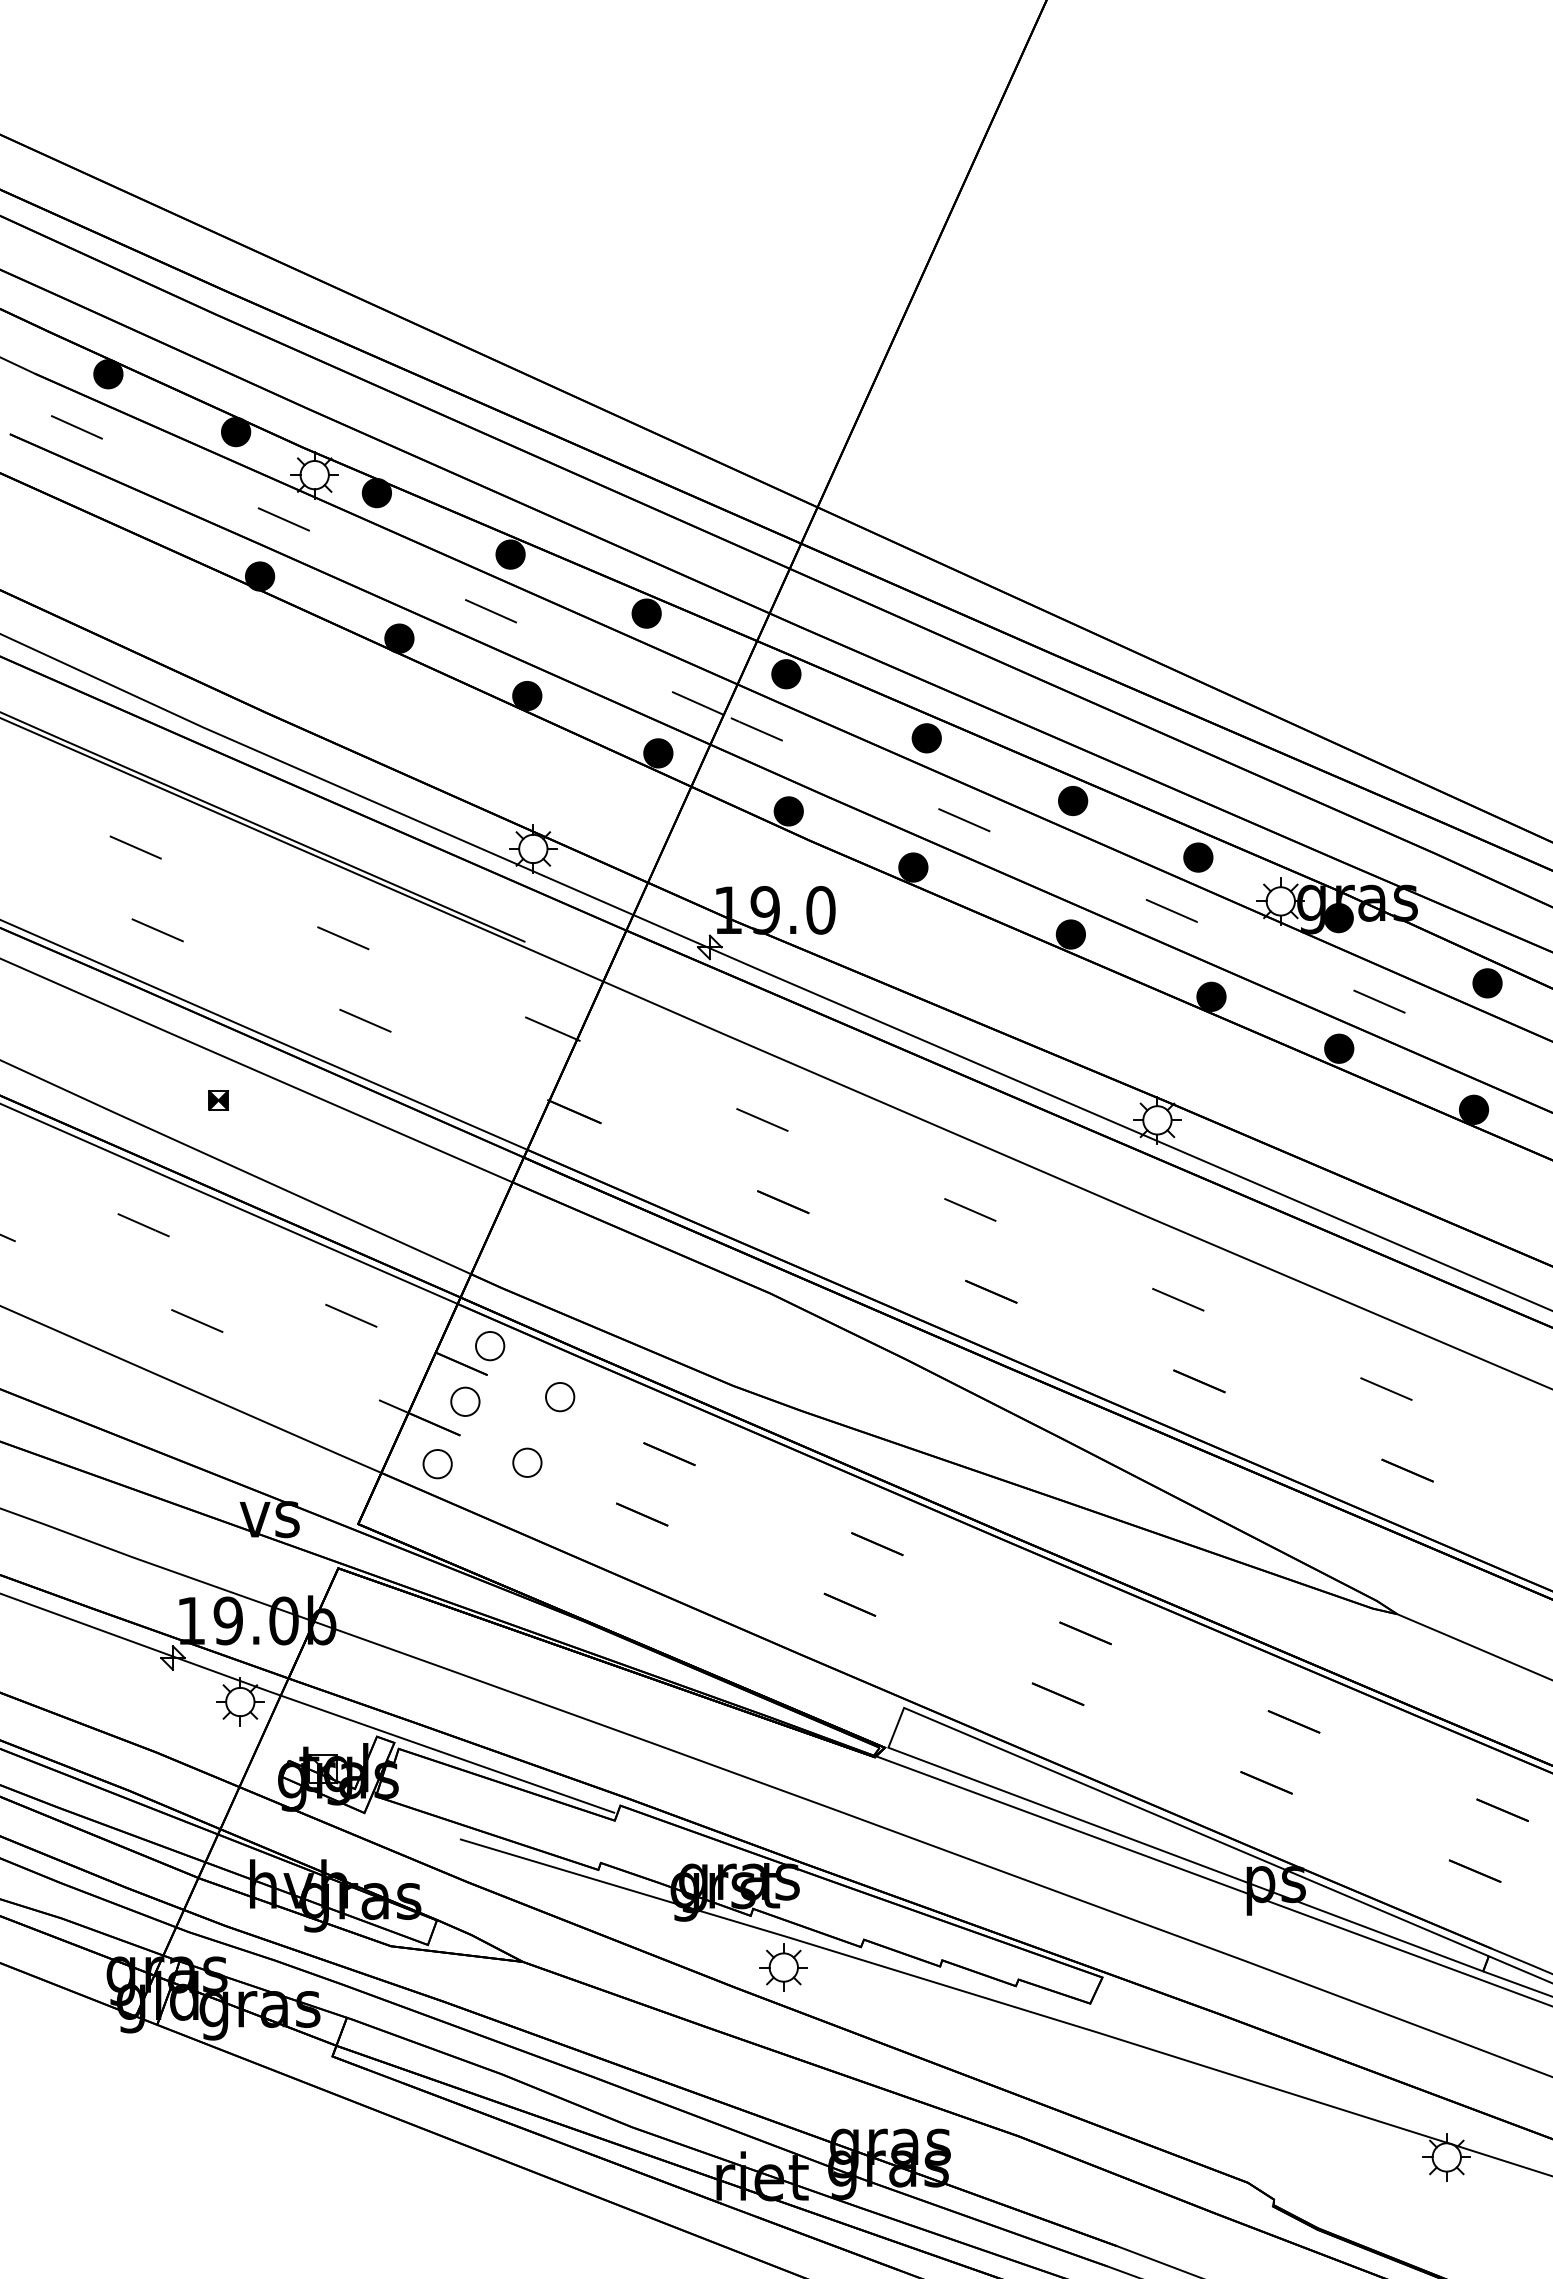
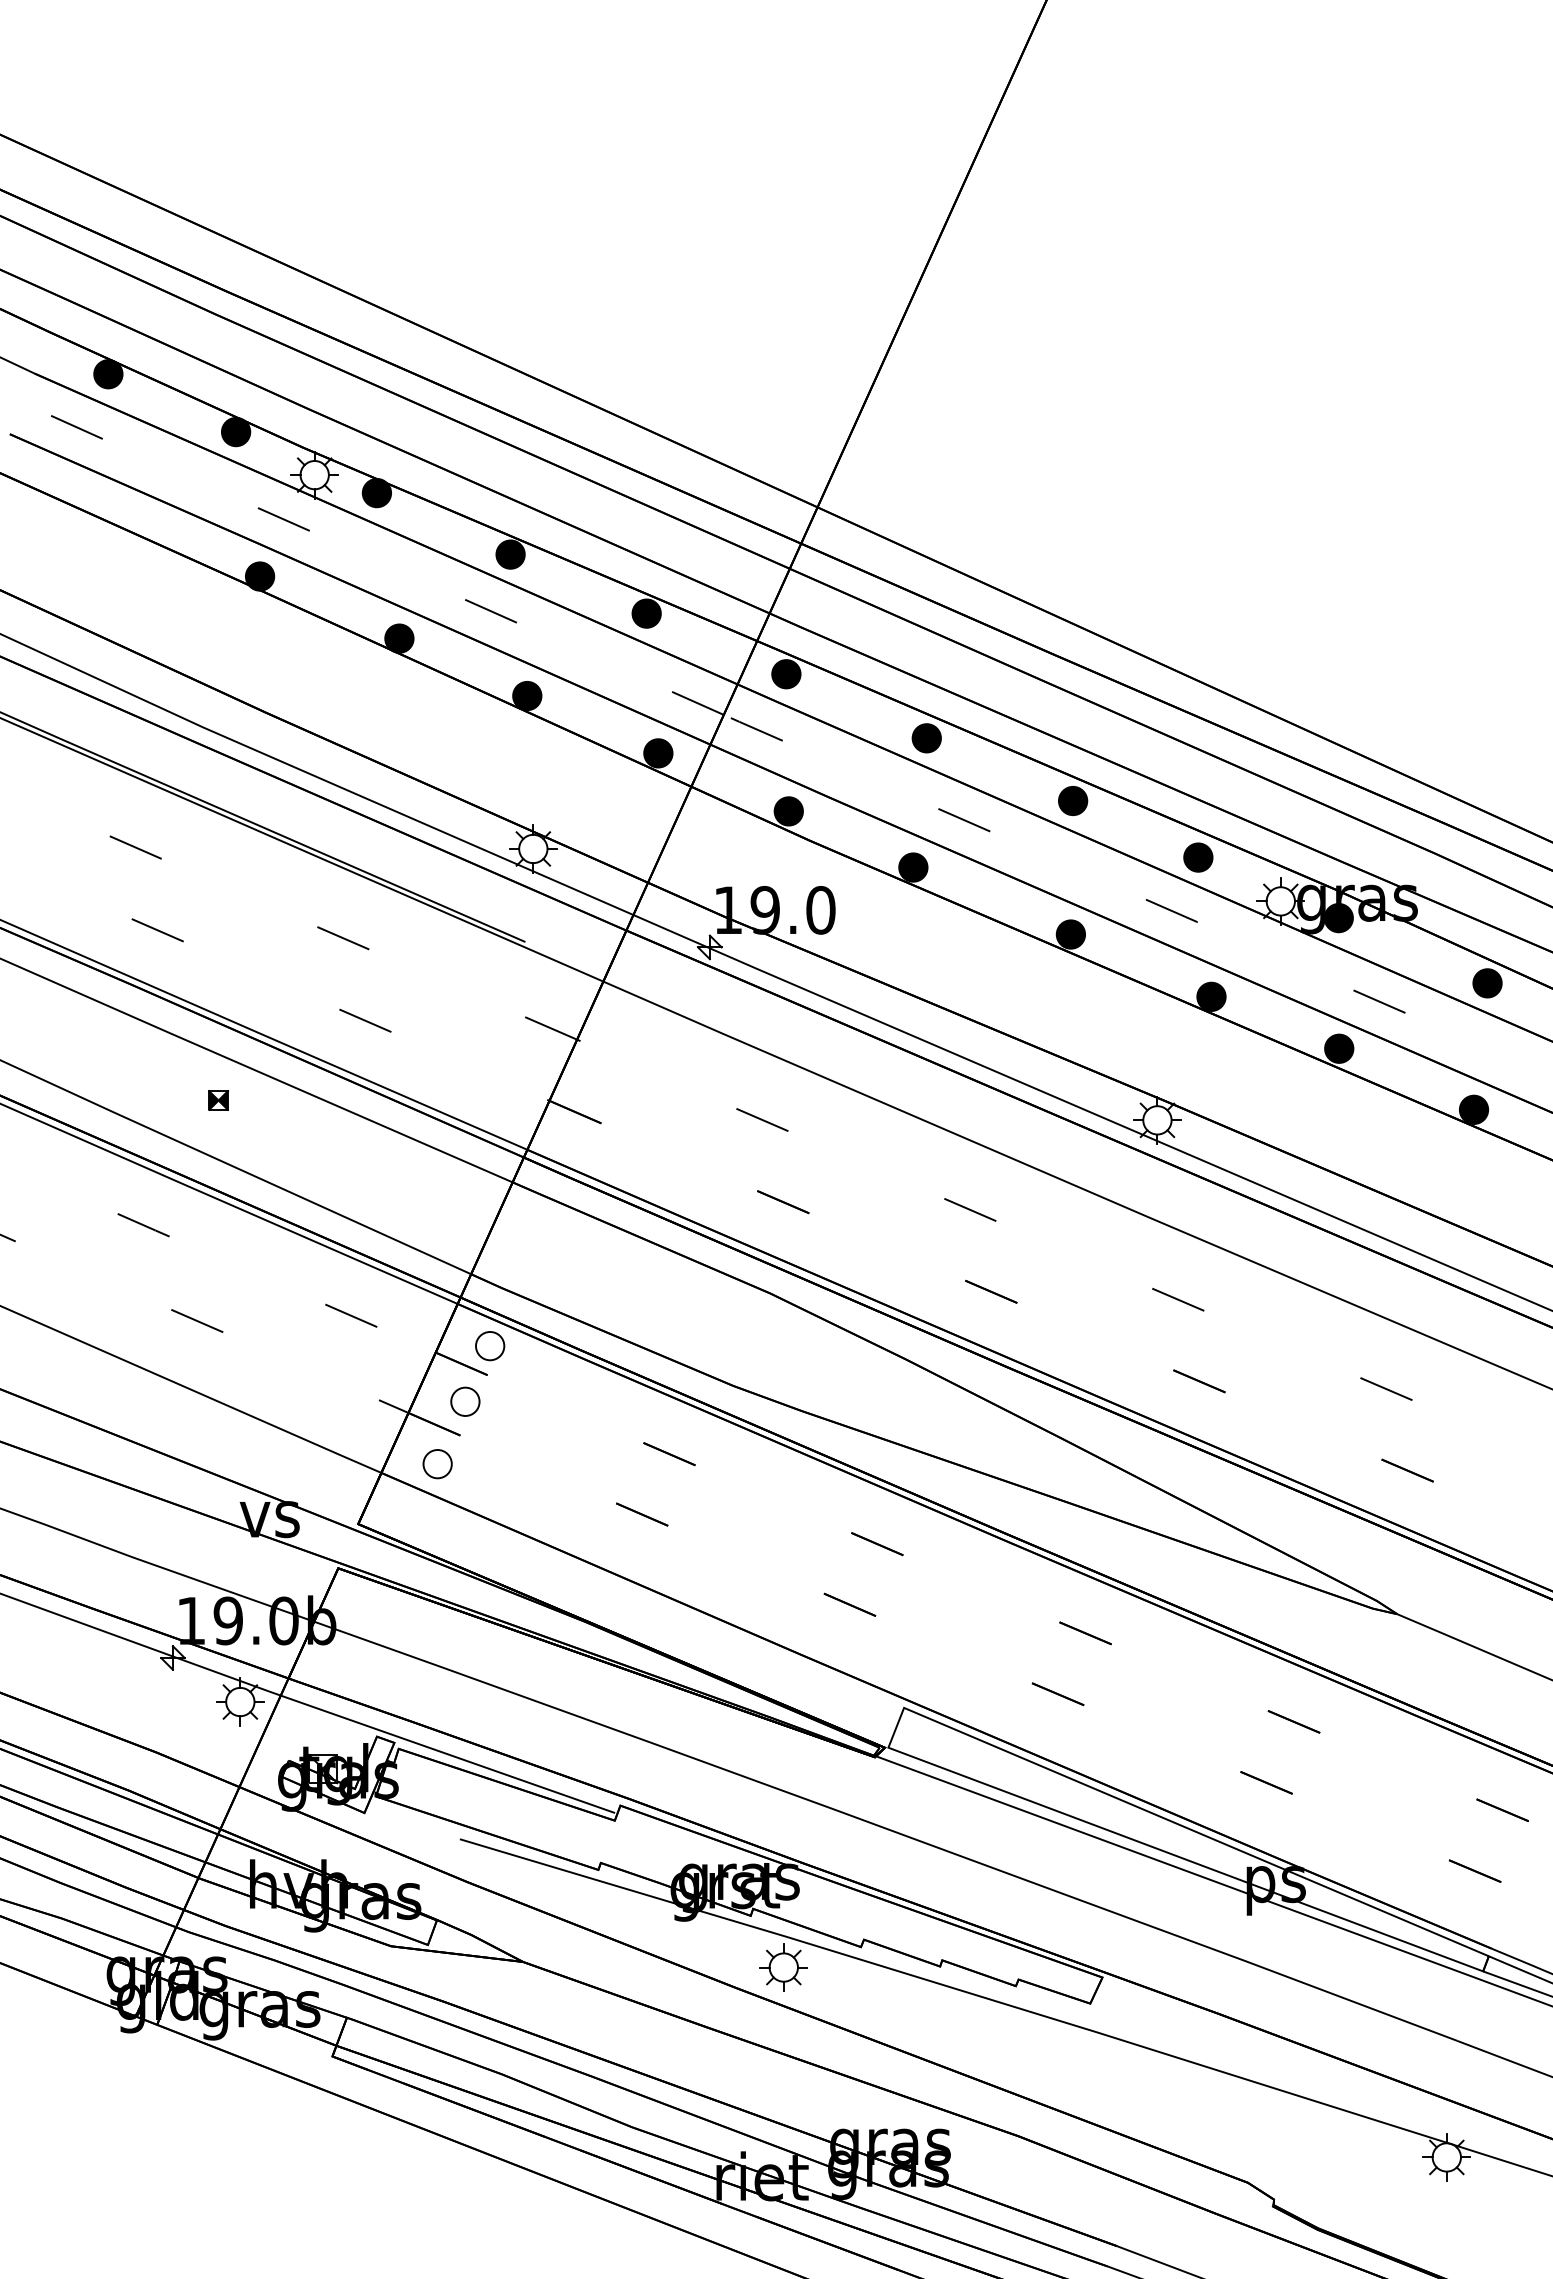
part: present -> none (560, 1397)
part: present -> none (527, 1462)
